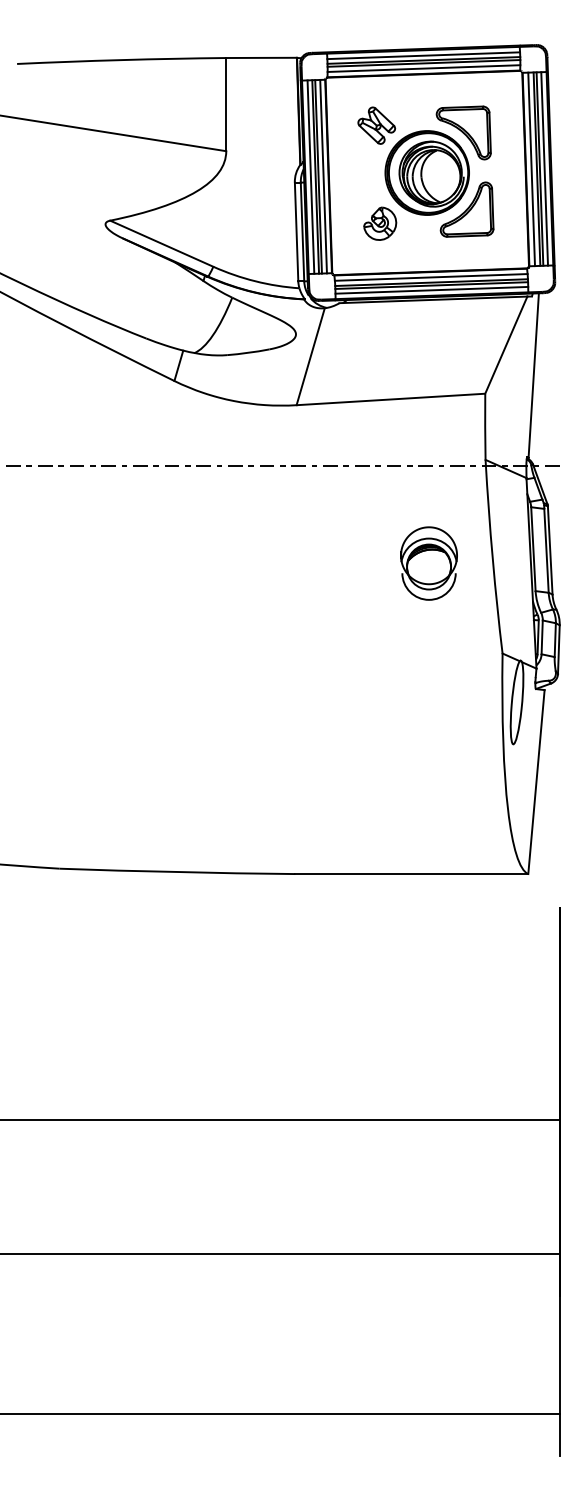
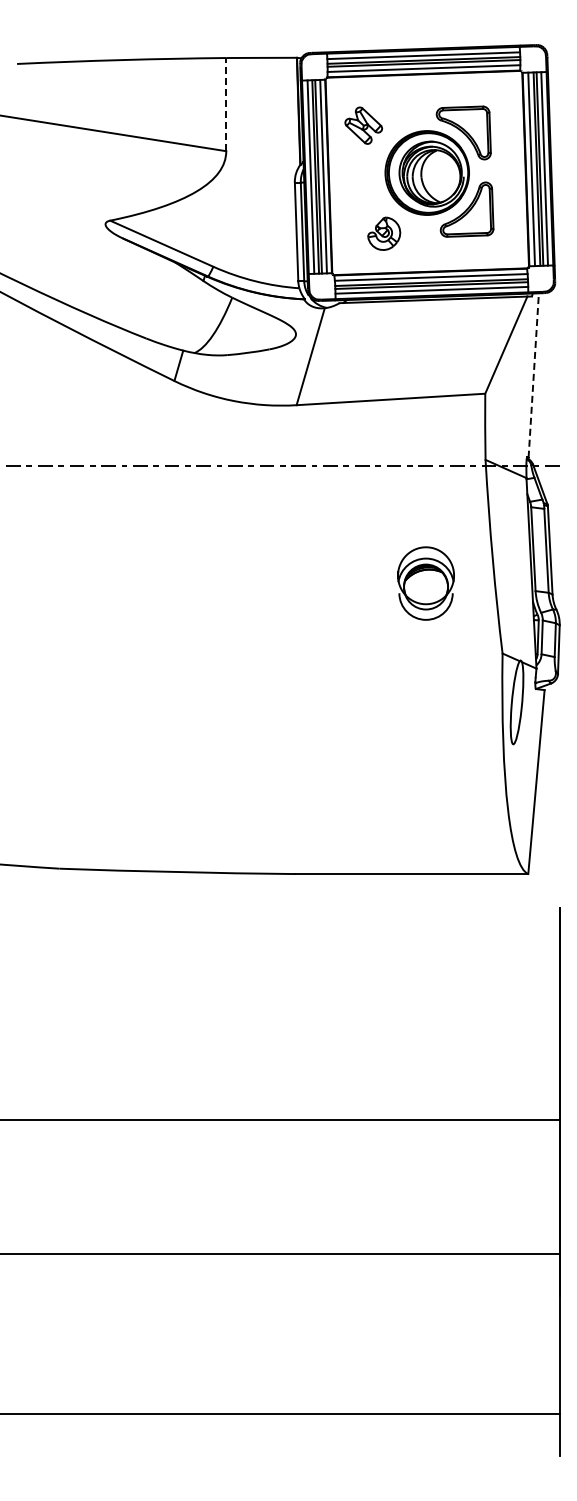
line: solid -> dashed (226, 104)
part position: (376, 125) -> (363, 125) (363, 125)
part position: (380, 223) -> (384, 233) (384, 233)
line: solid -> dashed (533, 375)
part position: (428, 563) -> (425, 583) (425, 583)
